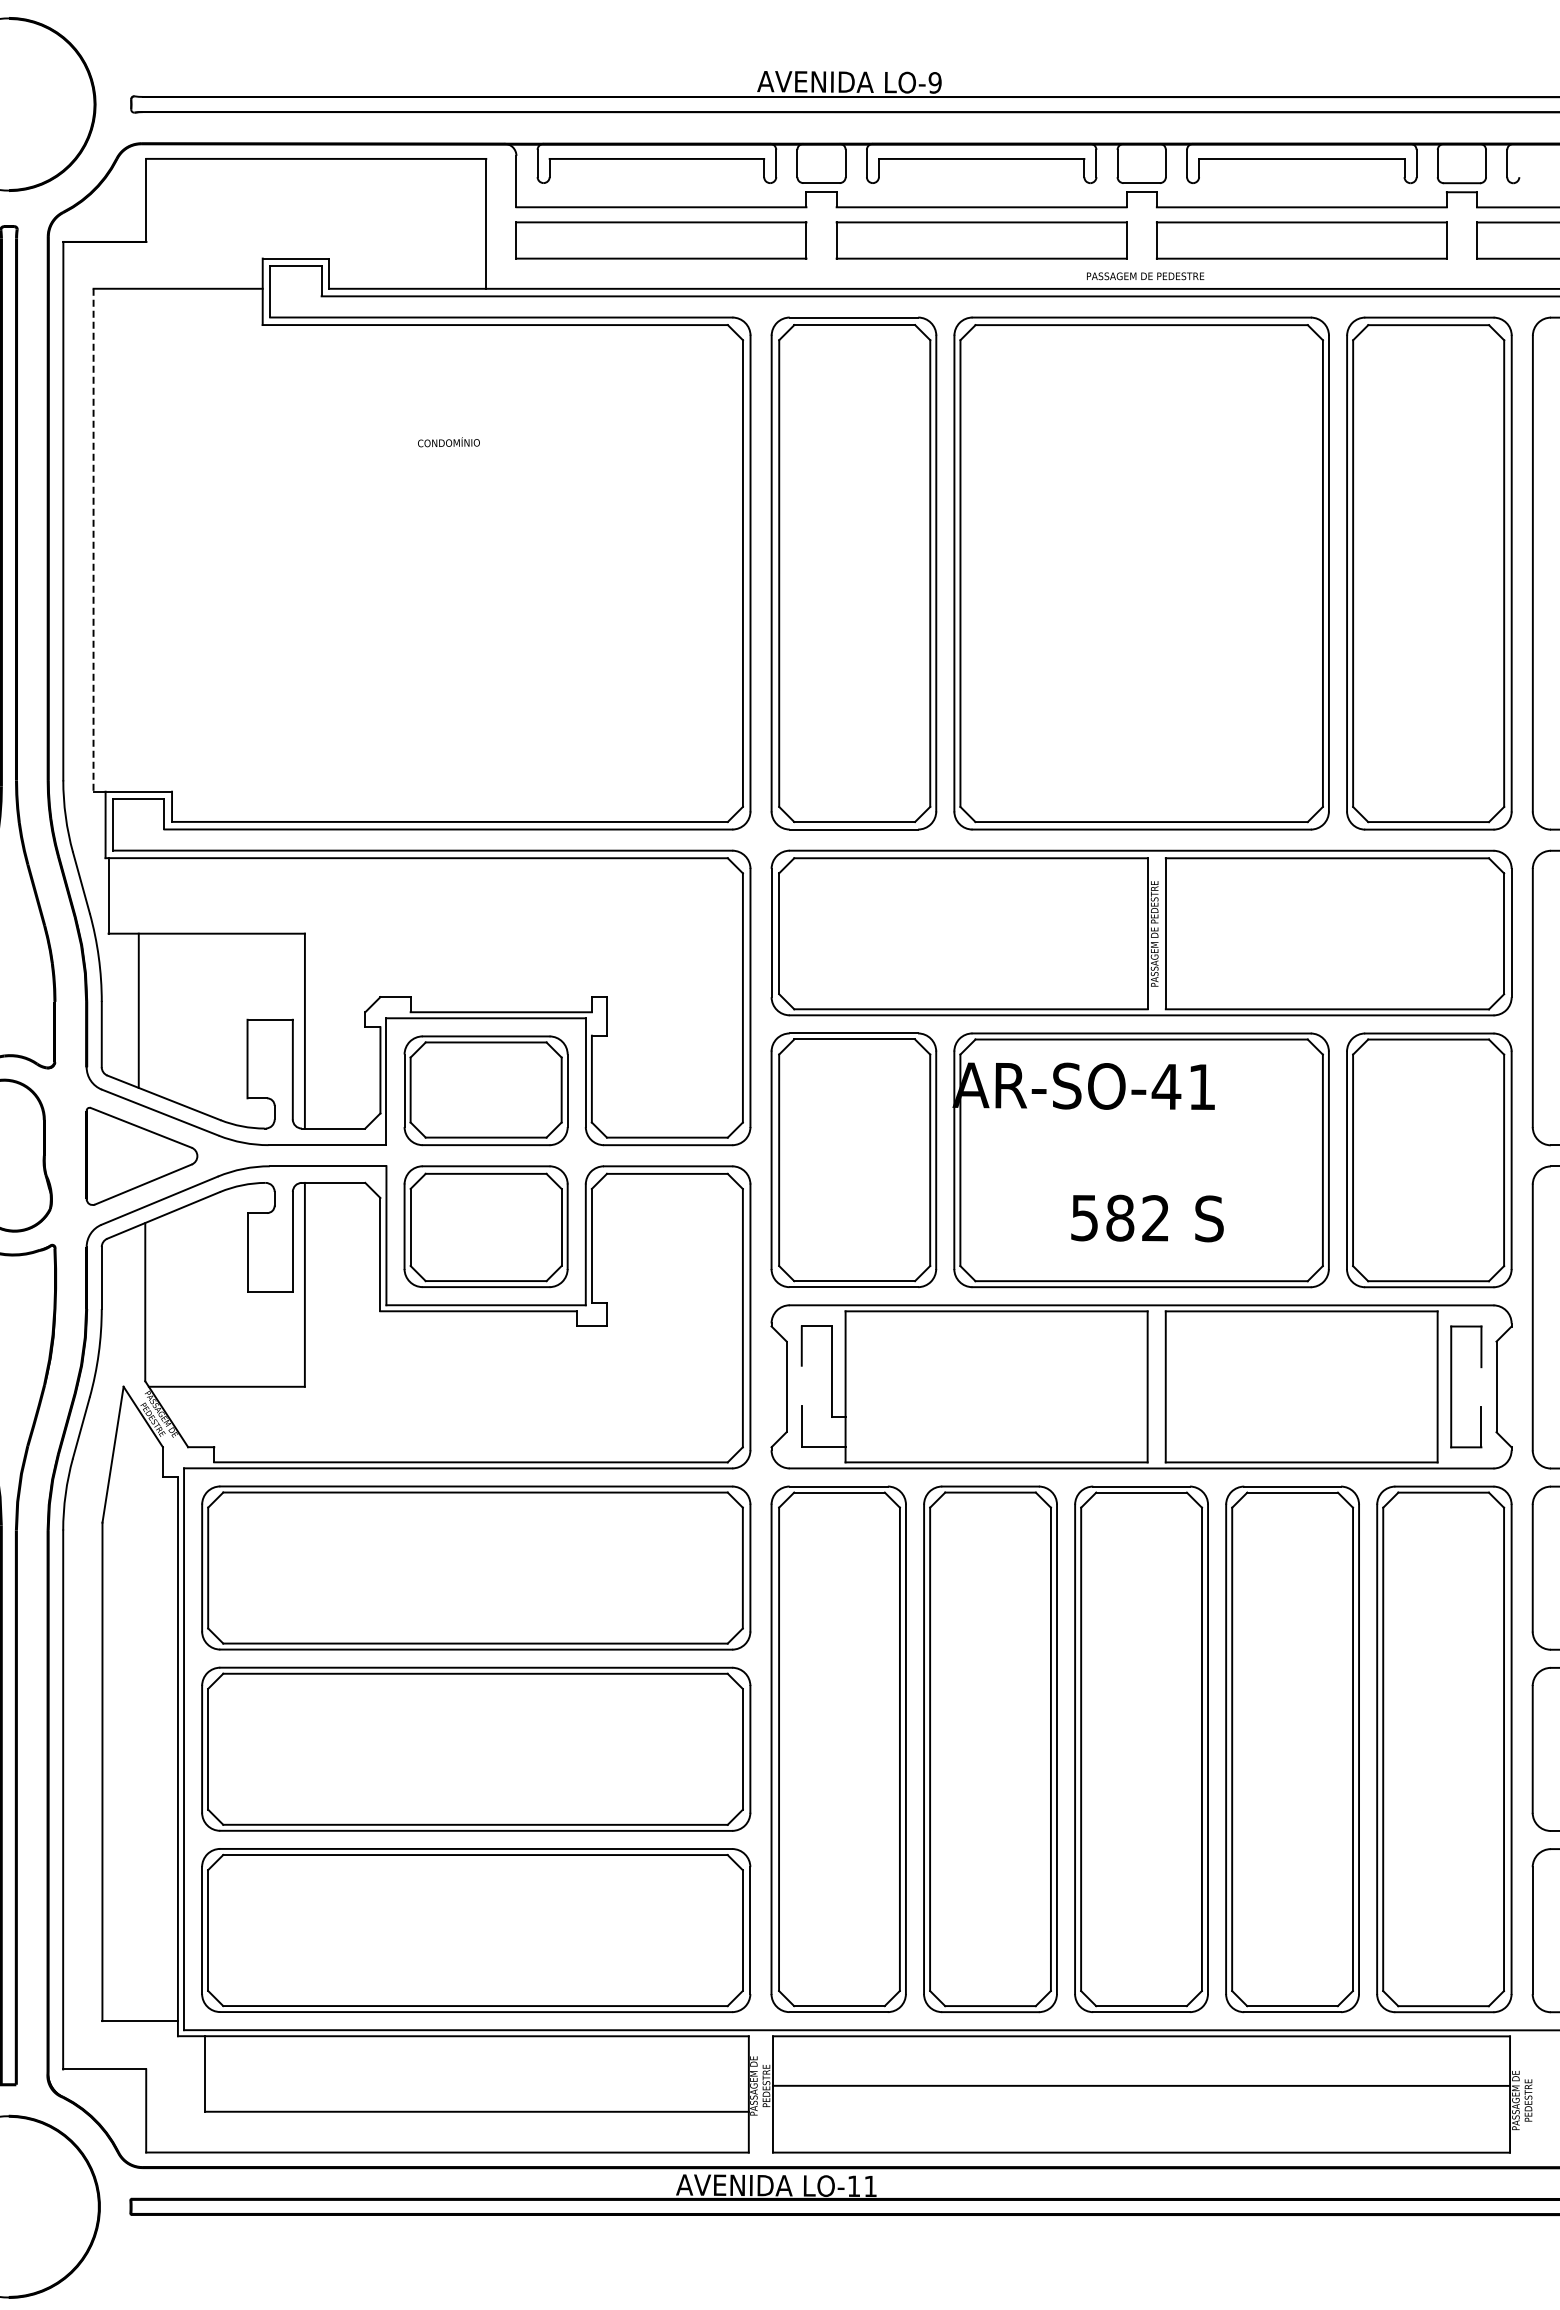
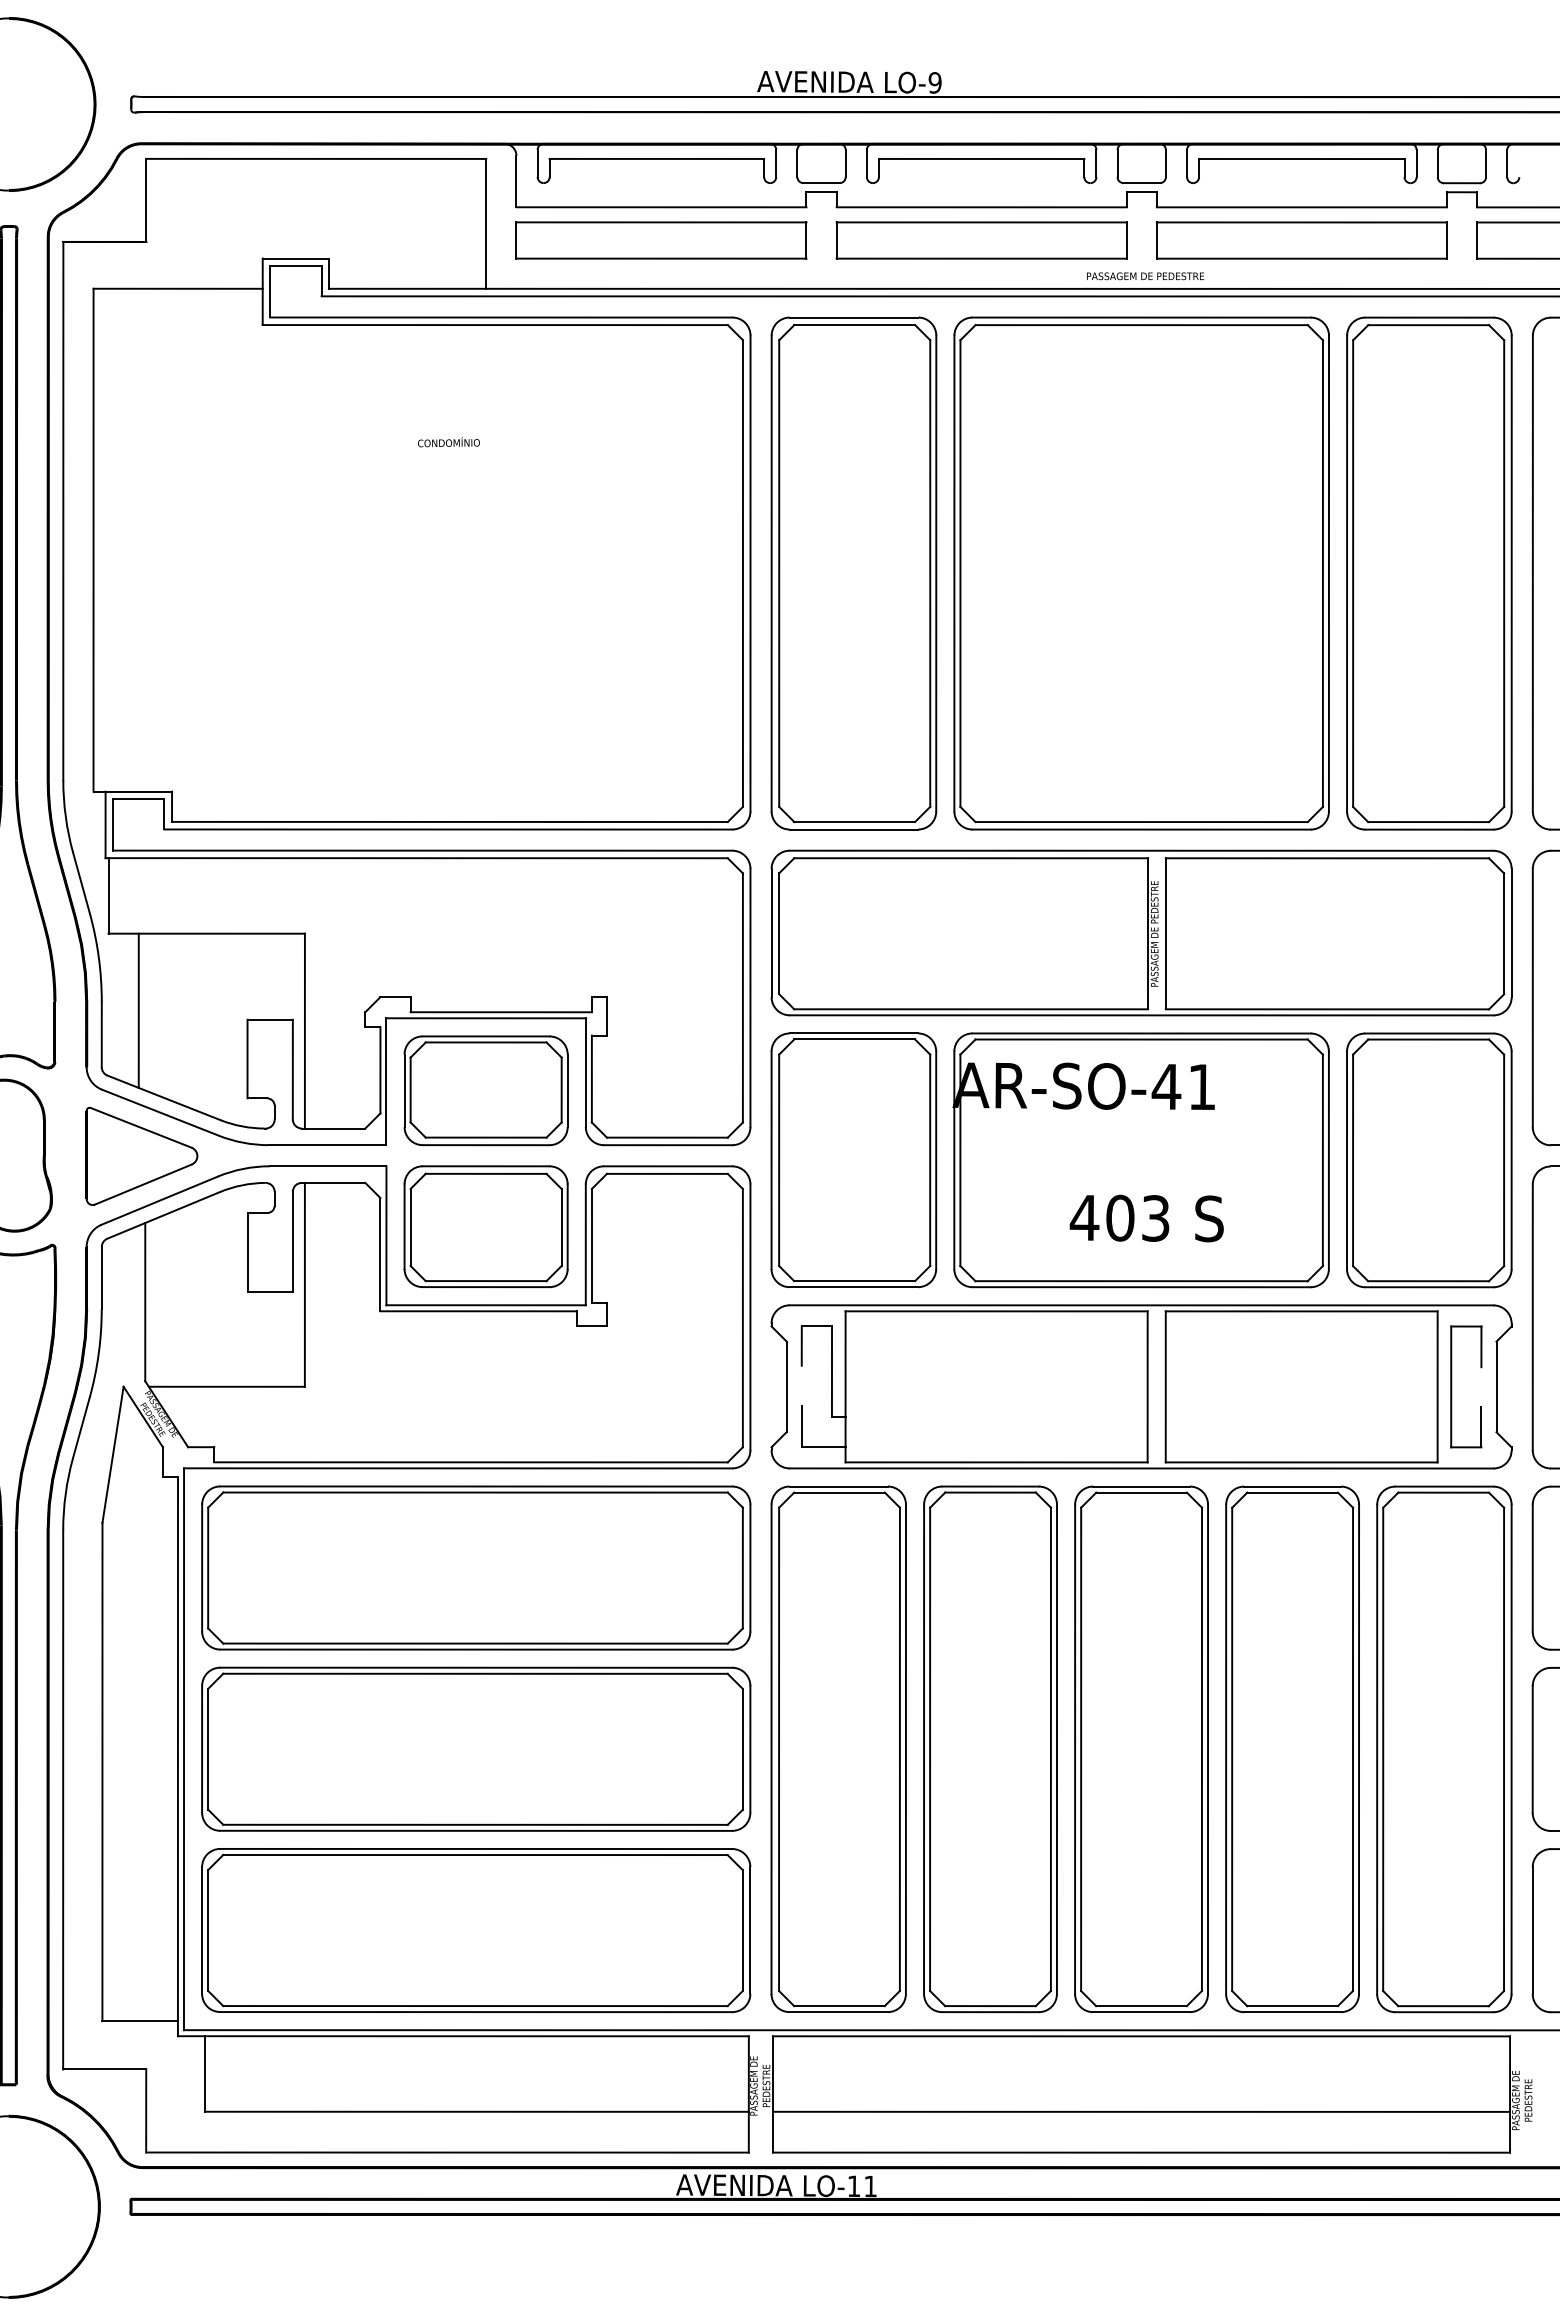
line: dashed -> solid (93, 540)
text: 582 -> 403 (1119, 1218)
line position: (1141, 2085) -> (1141, 2111) (1141, 2111)
